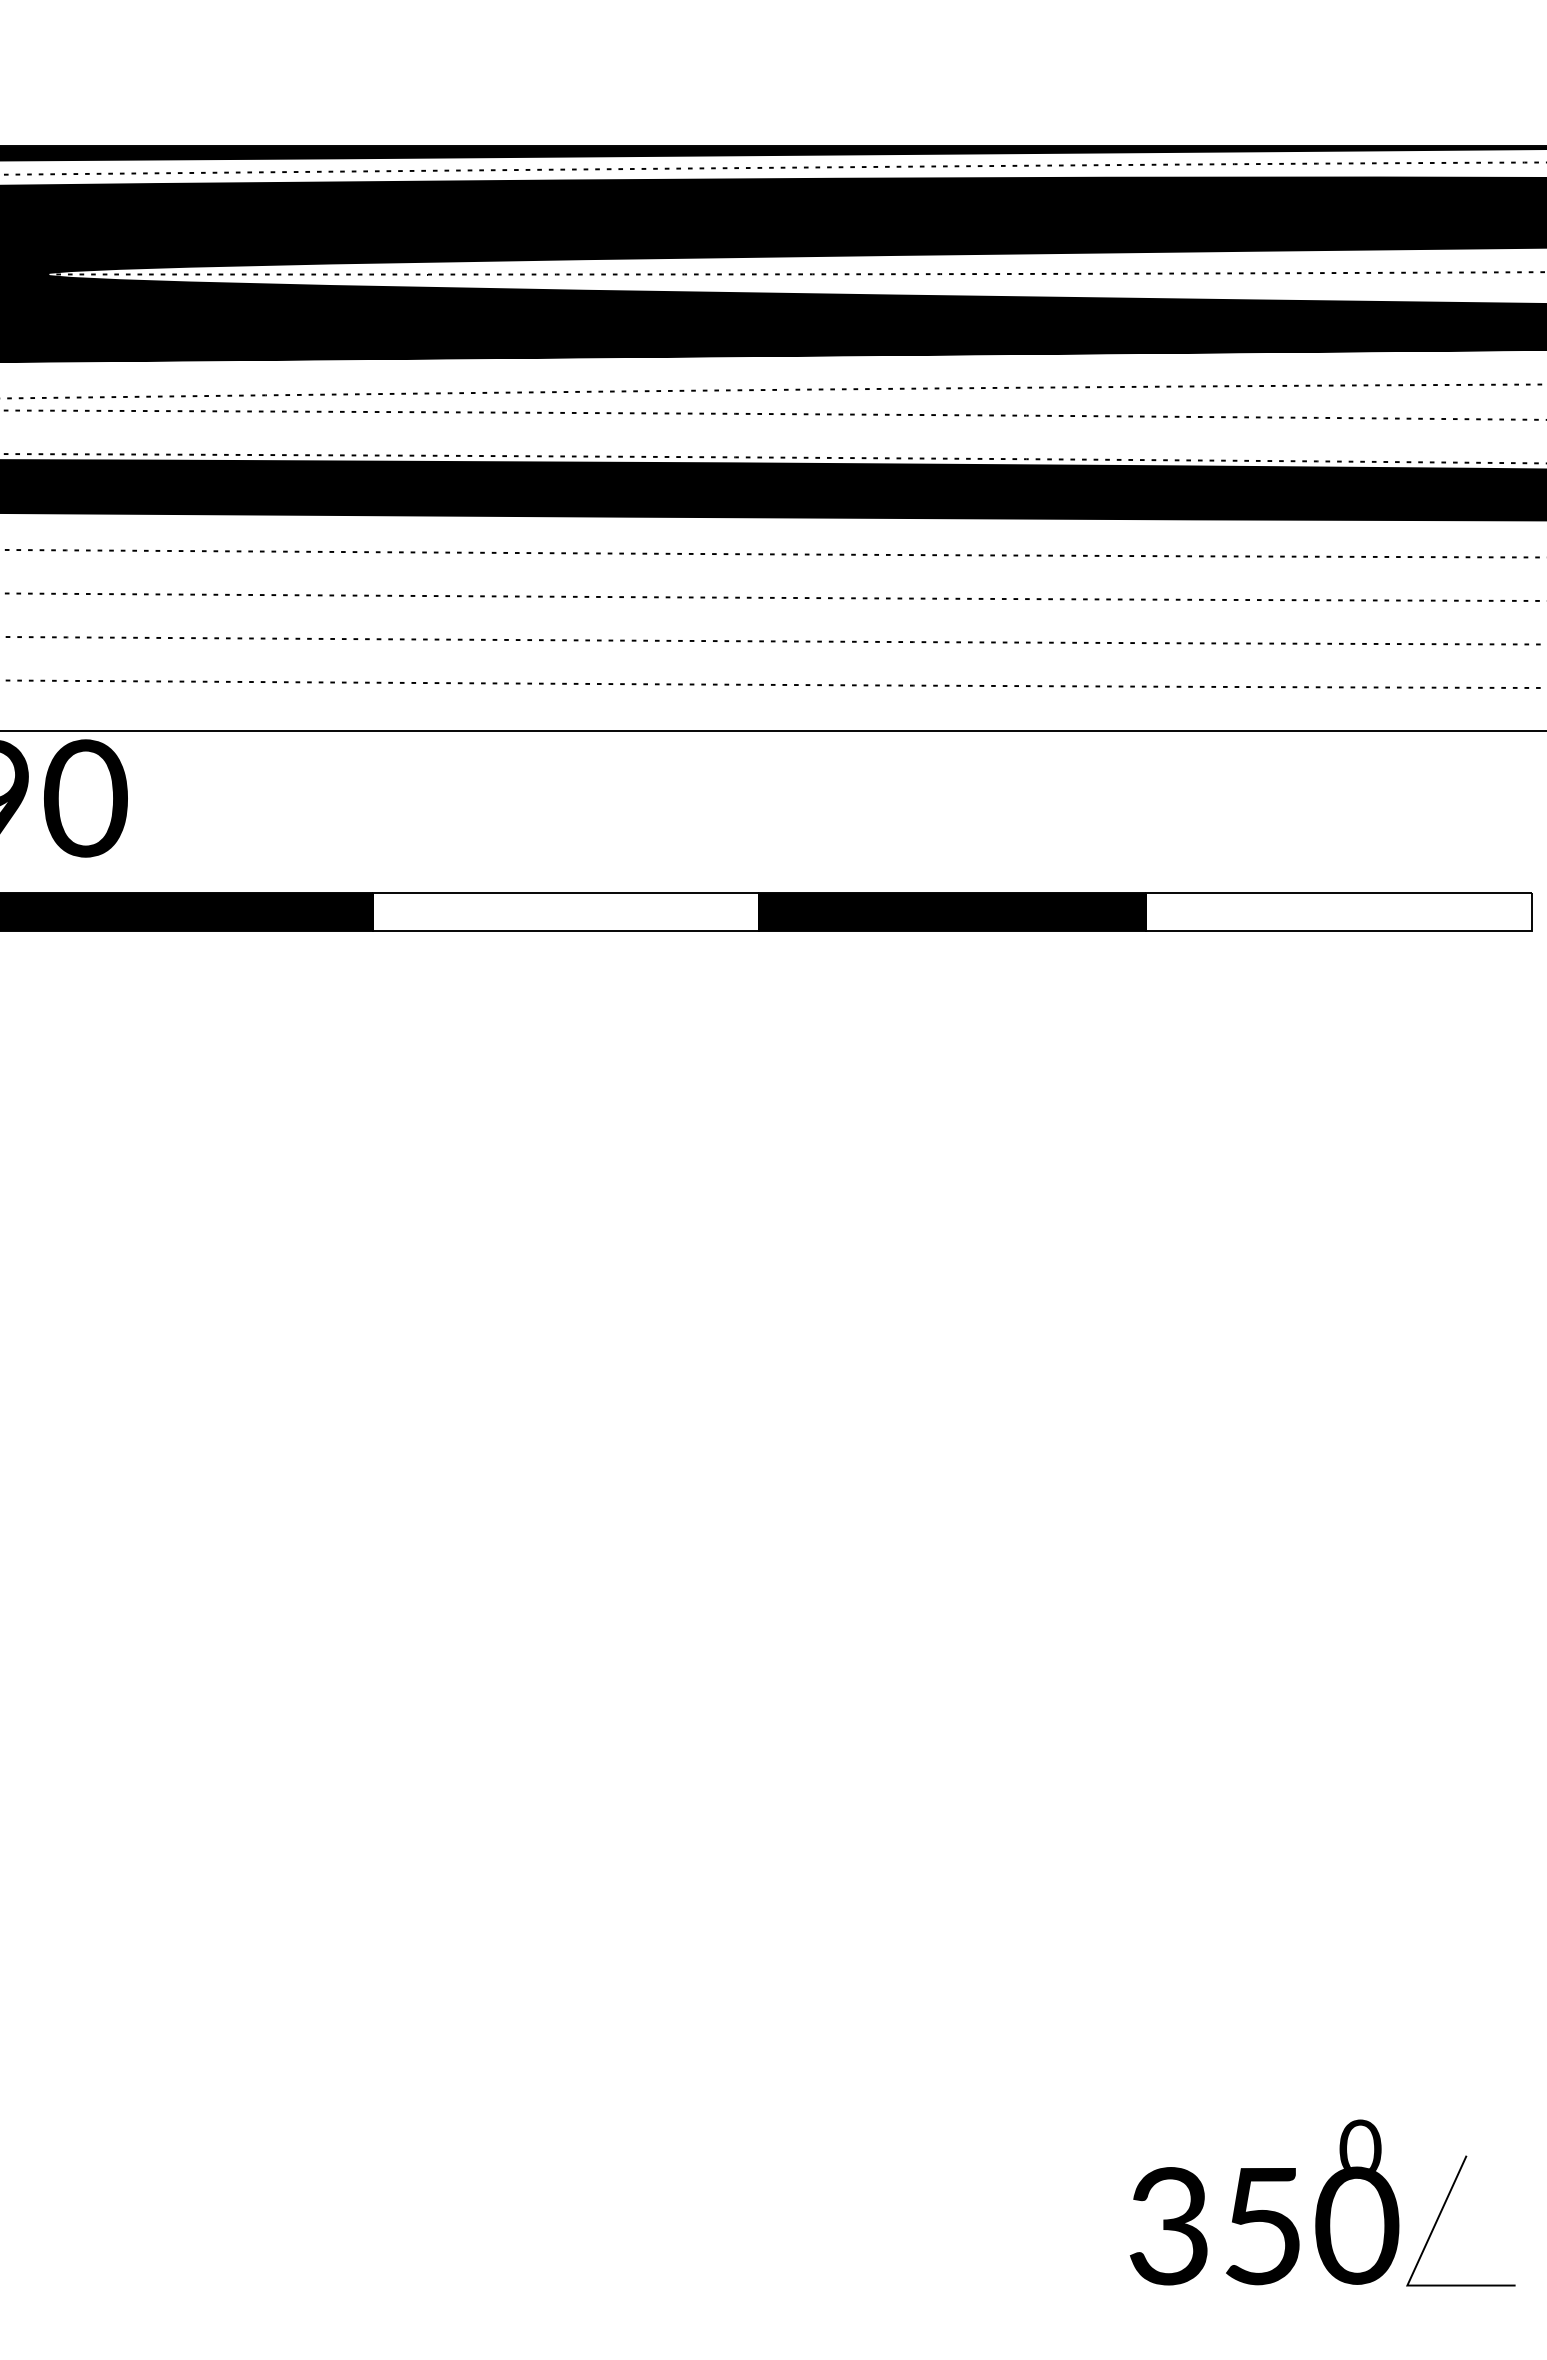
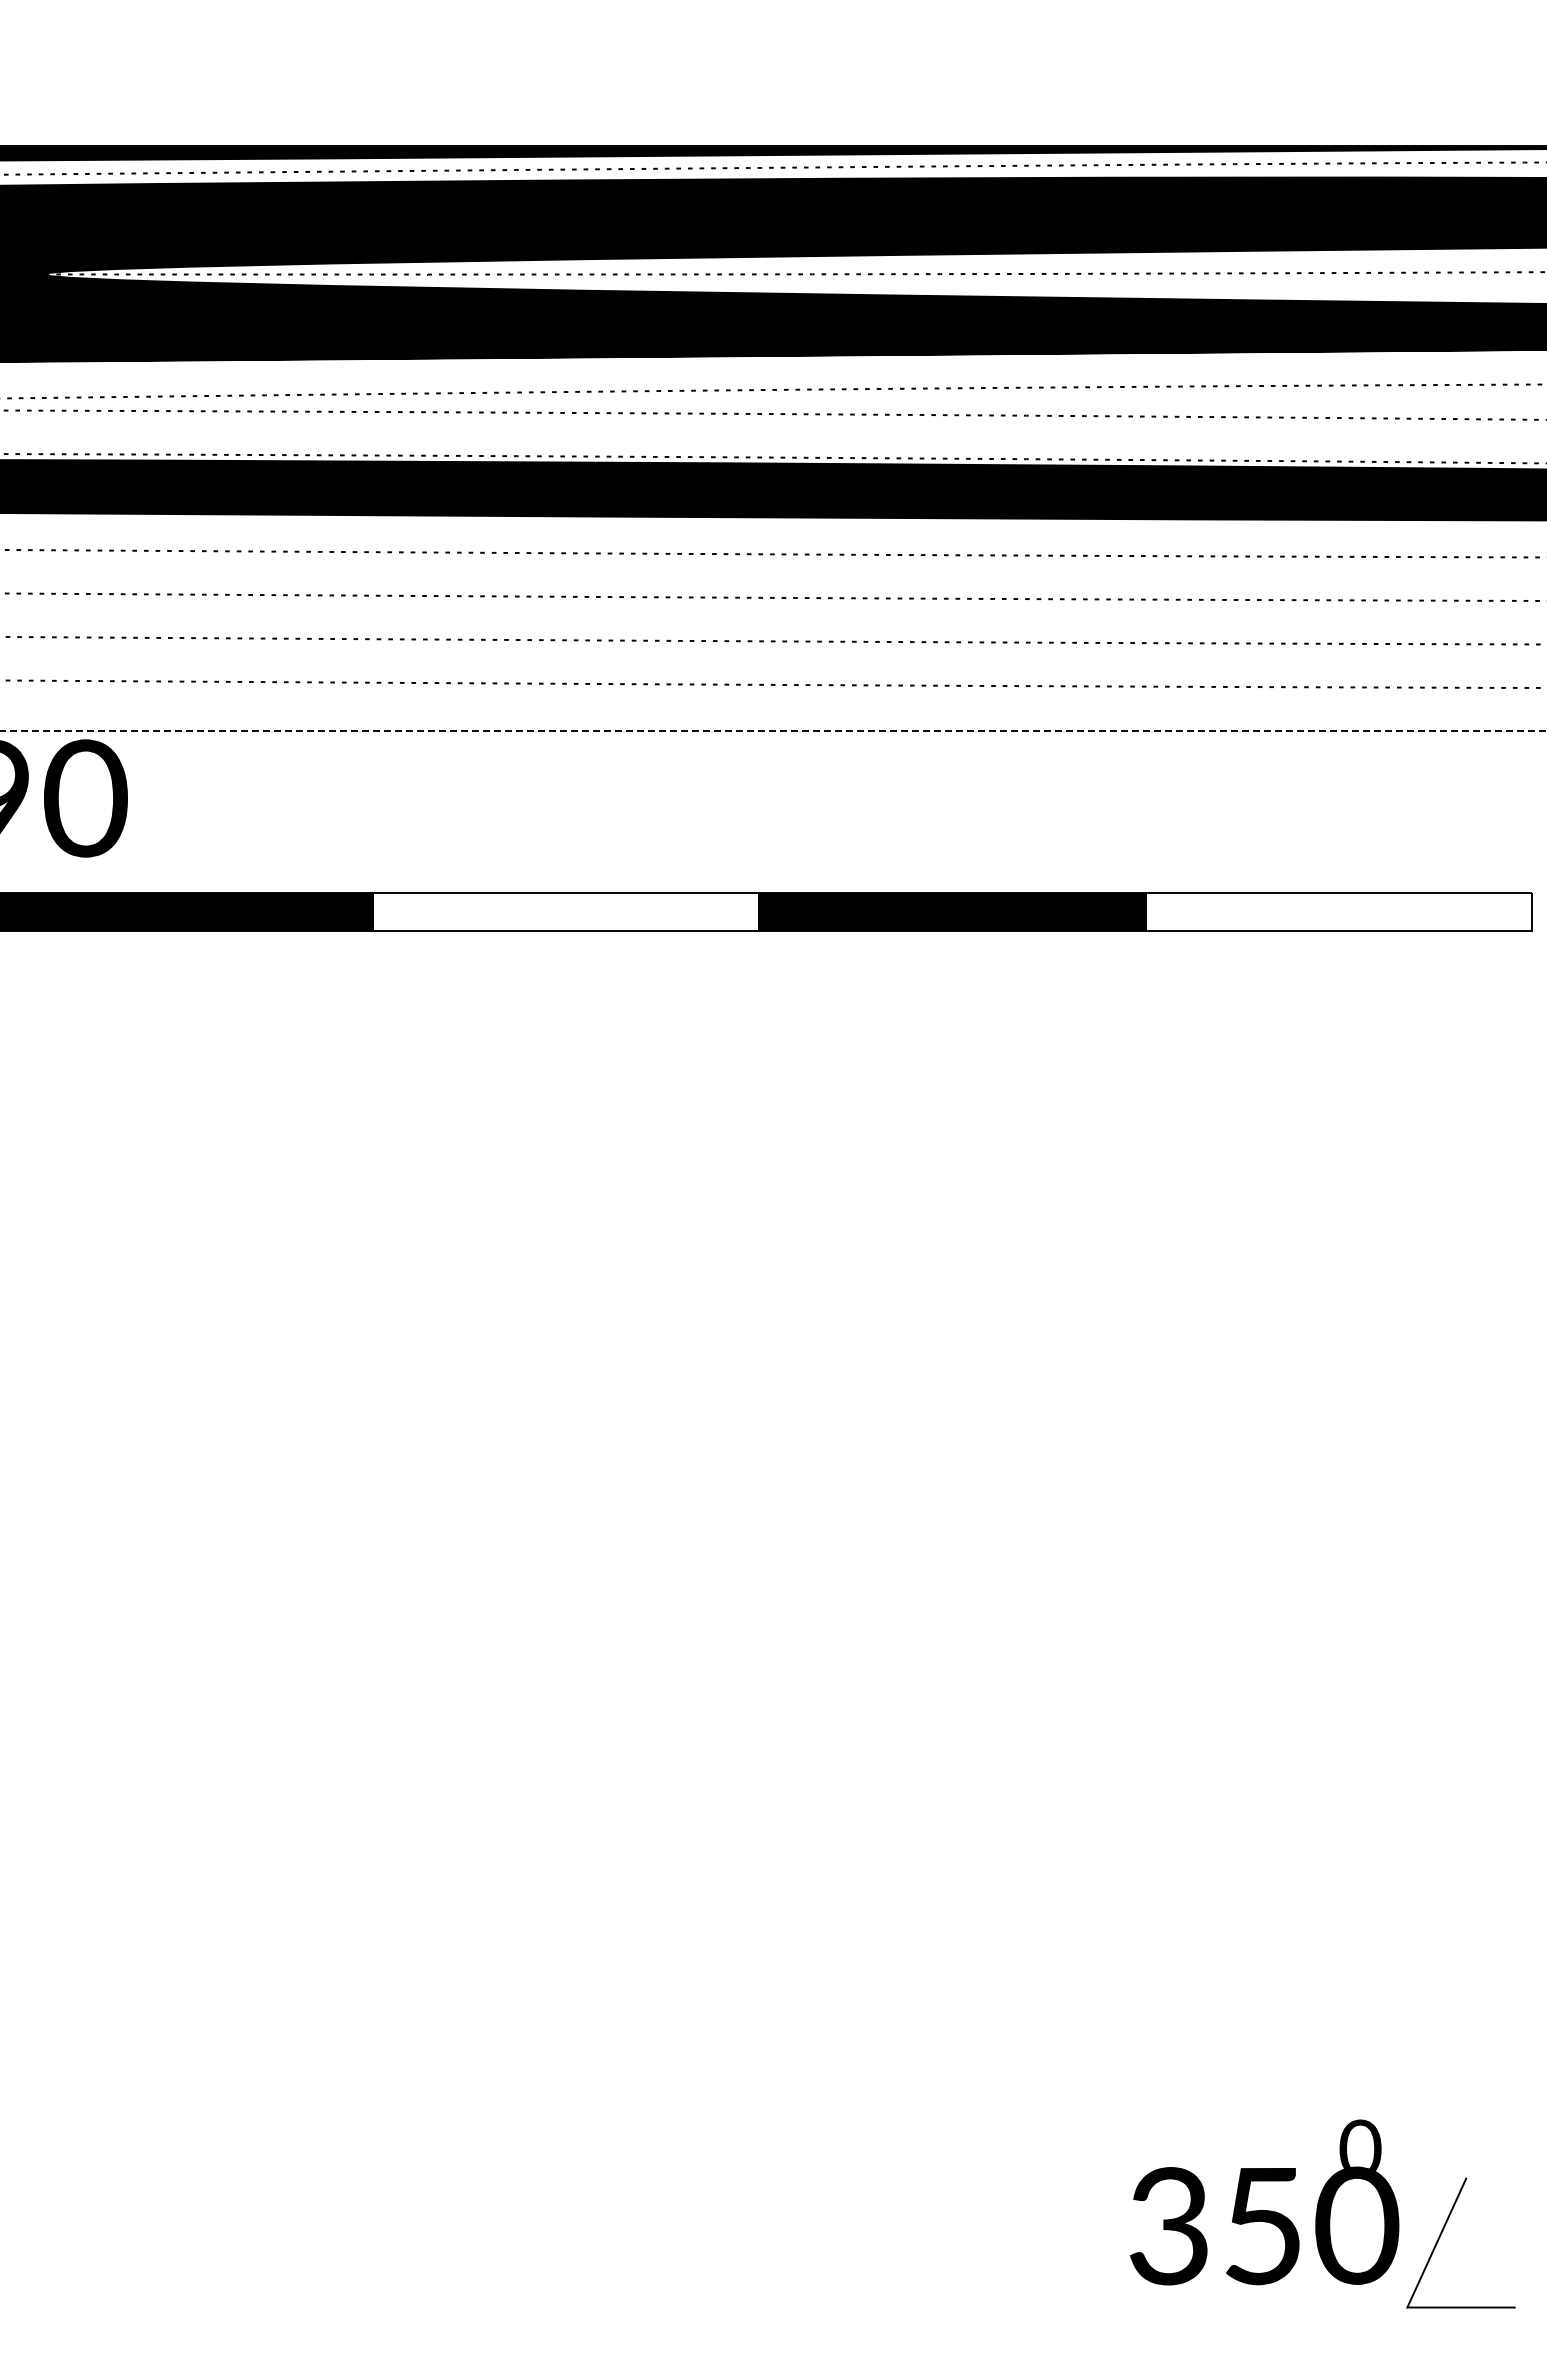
line: solid -> dashed (773, 730)
line position: (1442, 2211) -> (1442, 2233) (1442, 2233)
